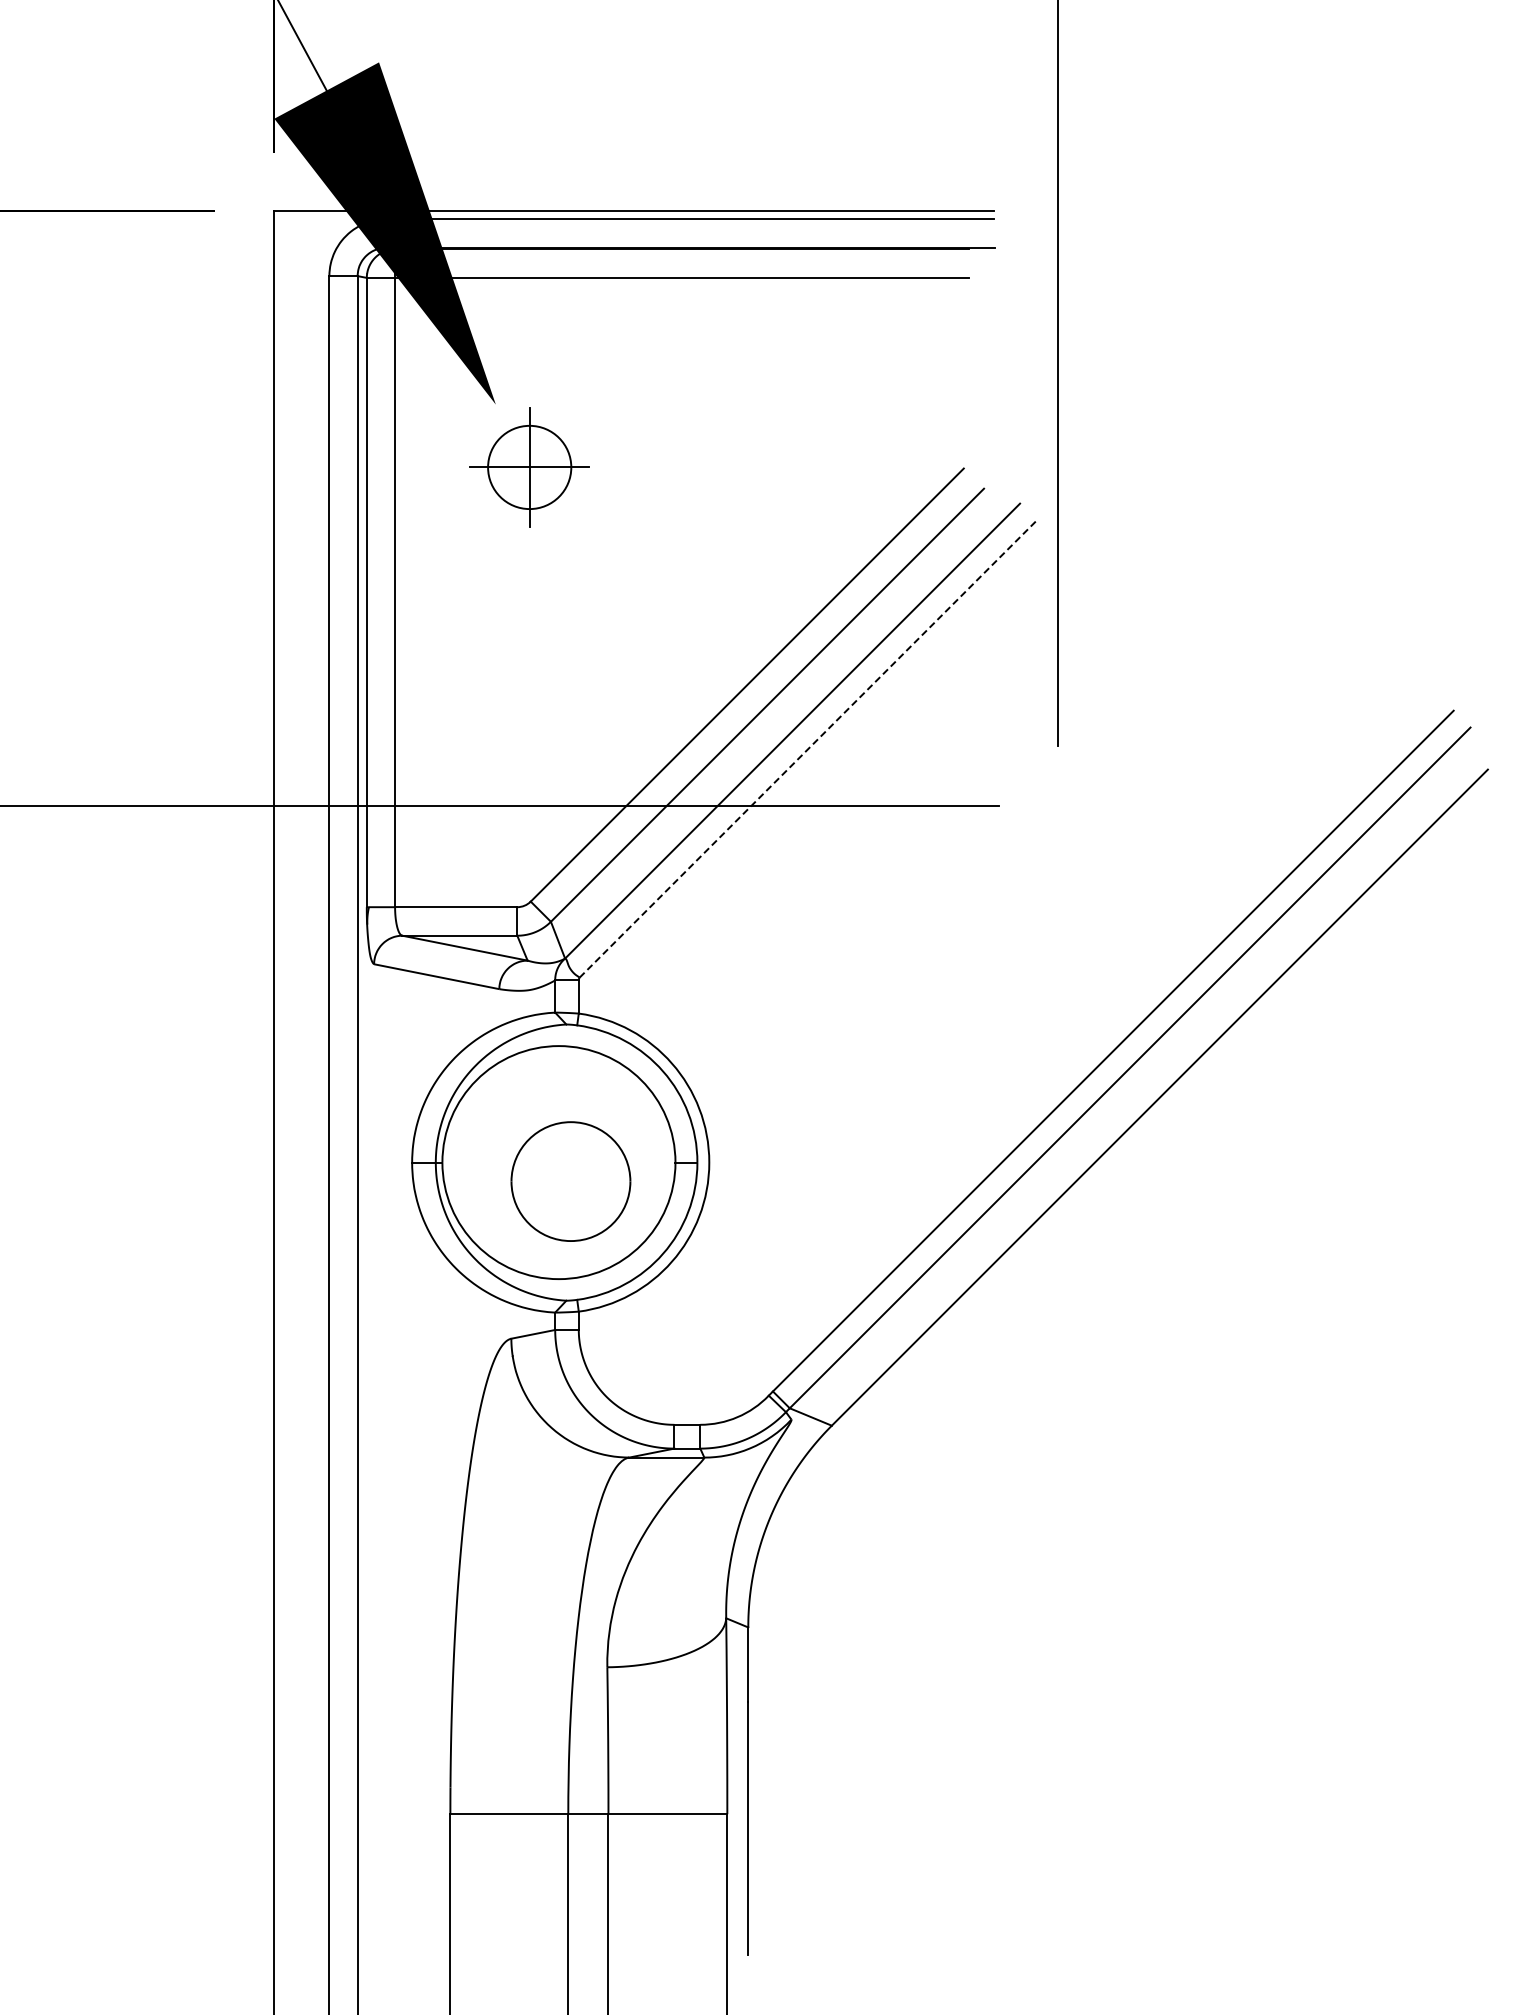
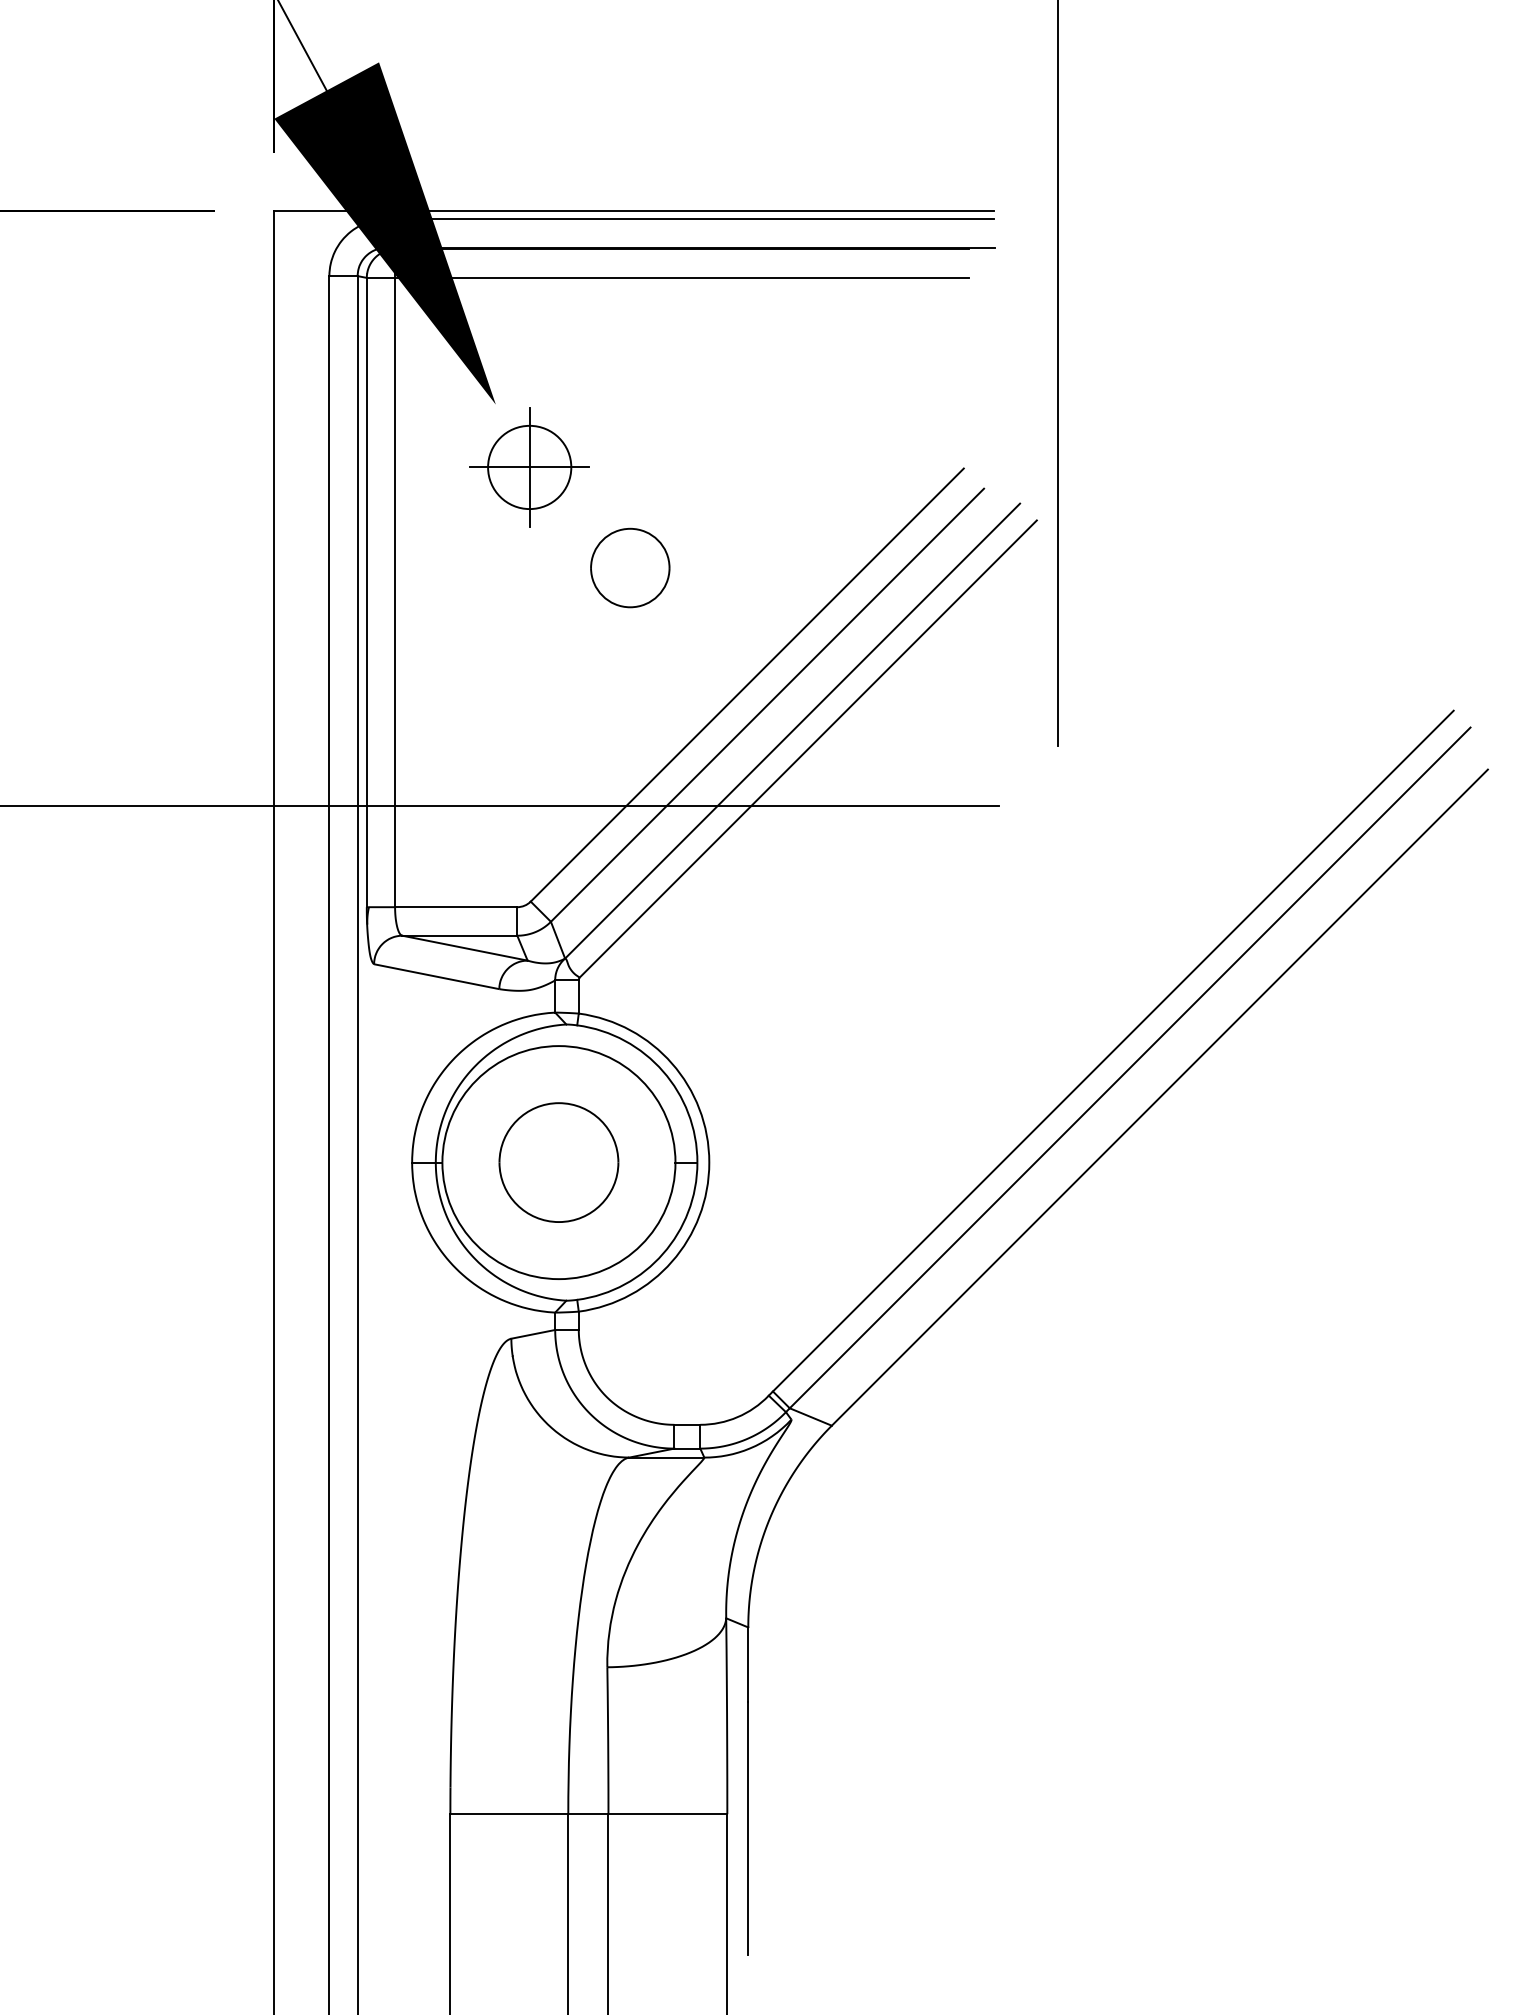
part: none -> present (630, 567)
line: dashed -> solid (808, 748)
part position: (570, 1181) -> (558, 1162) (558, 1162)
